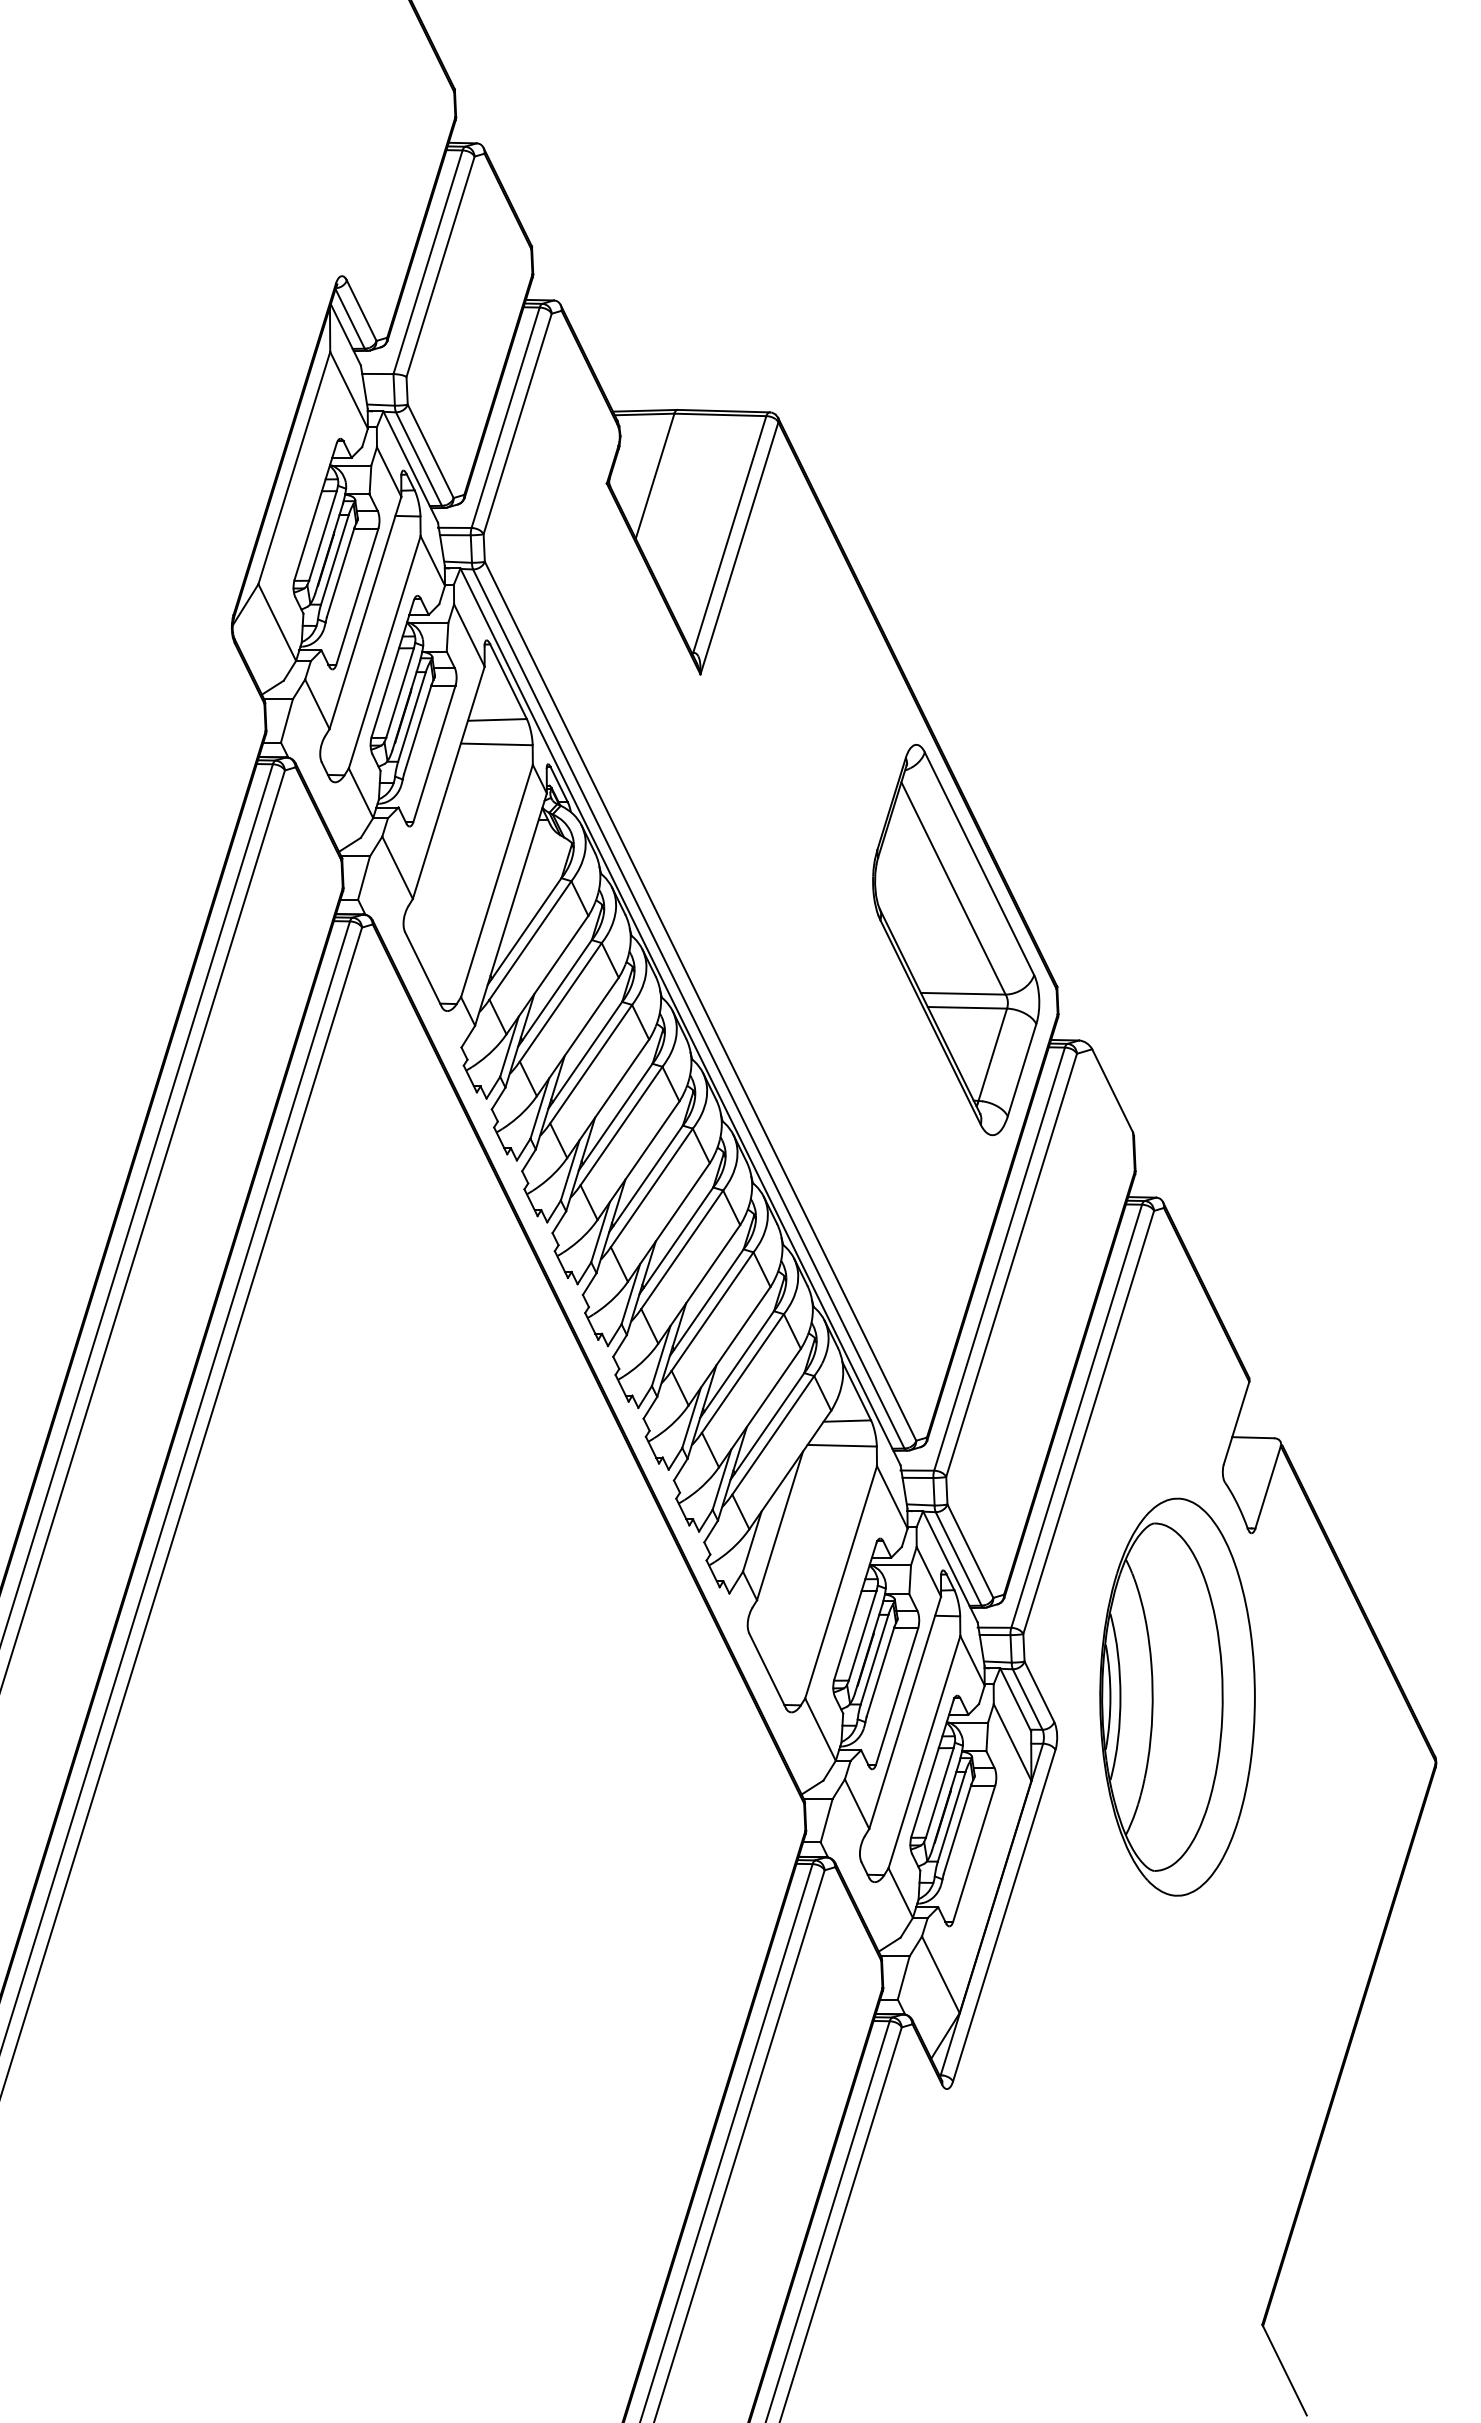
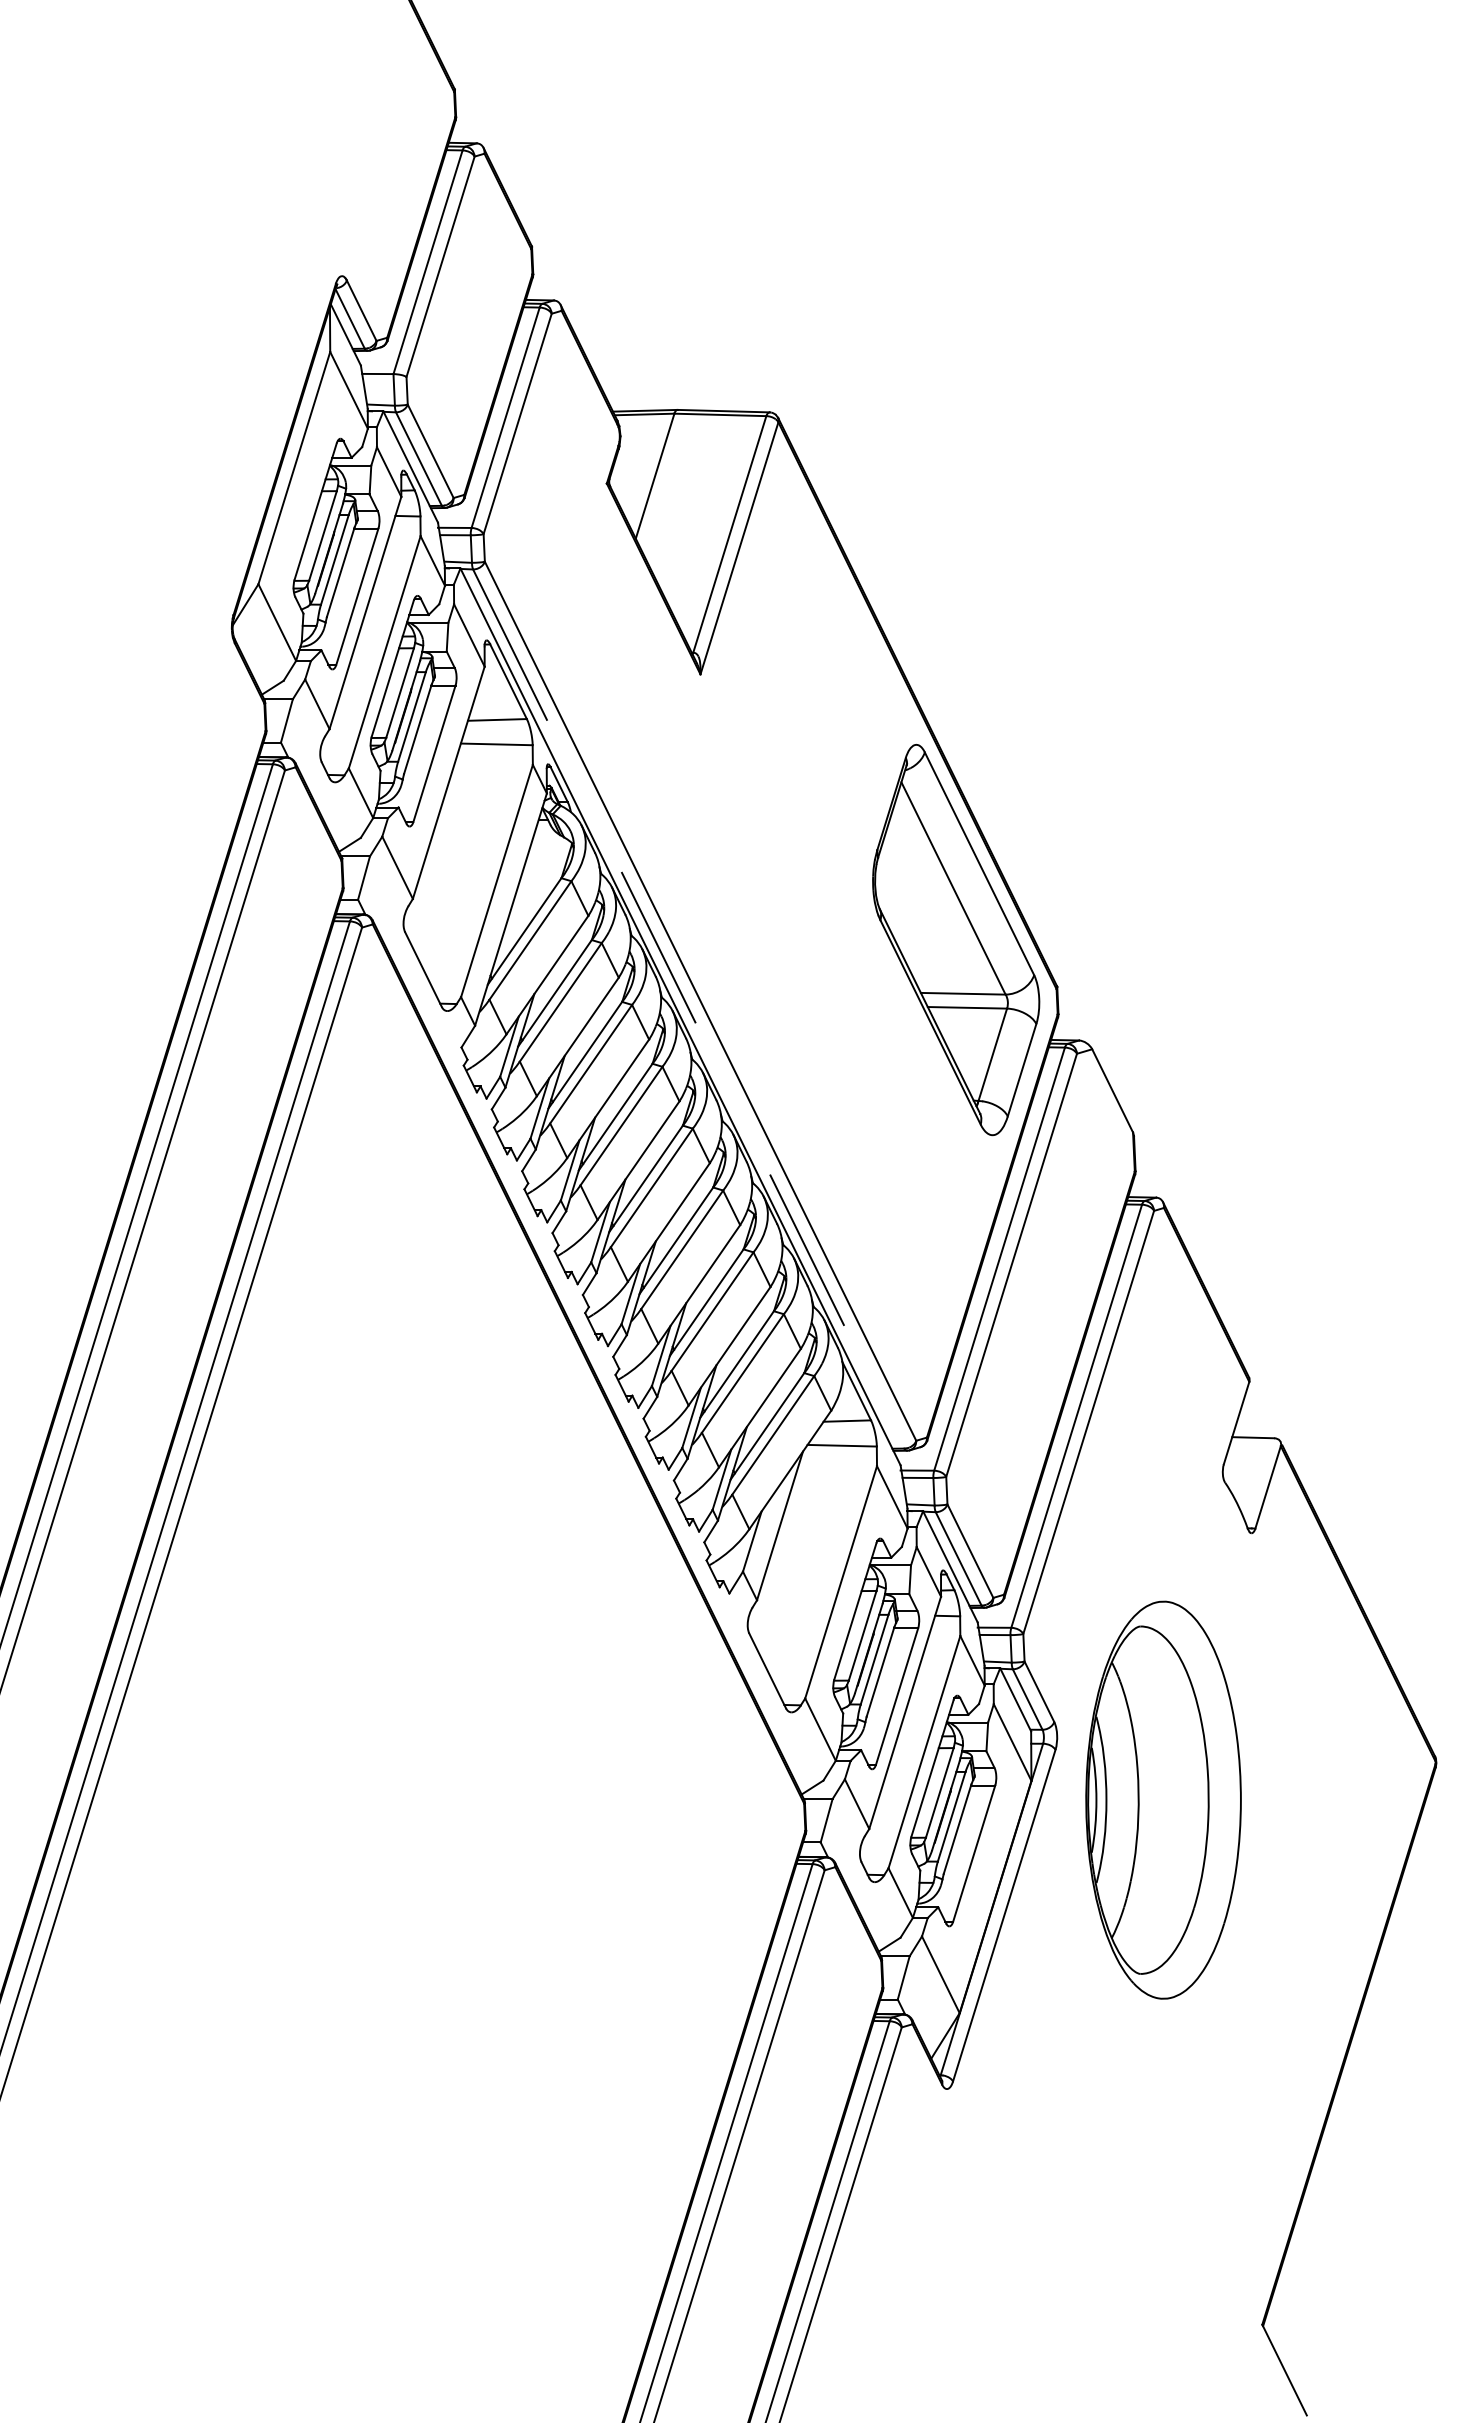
line: solid -> dashed (688, 1009)
part position: (1177, 1696) -> (1163, 1799) (1163, 1799)
